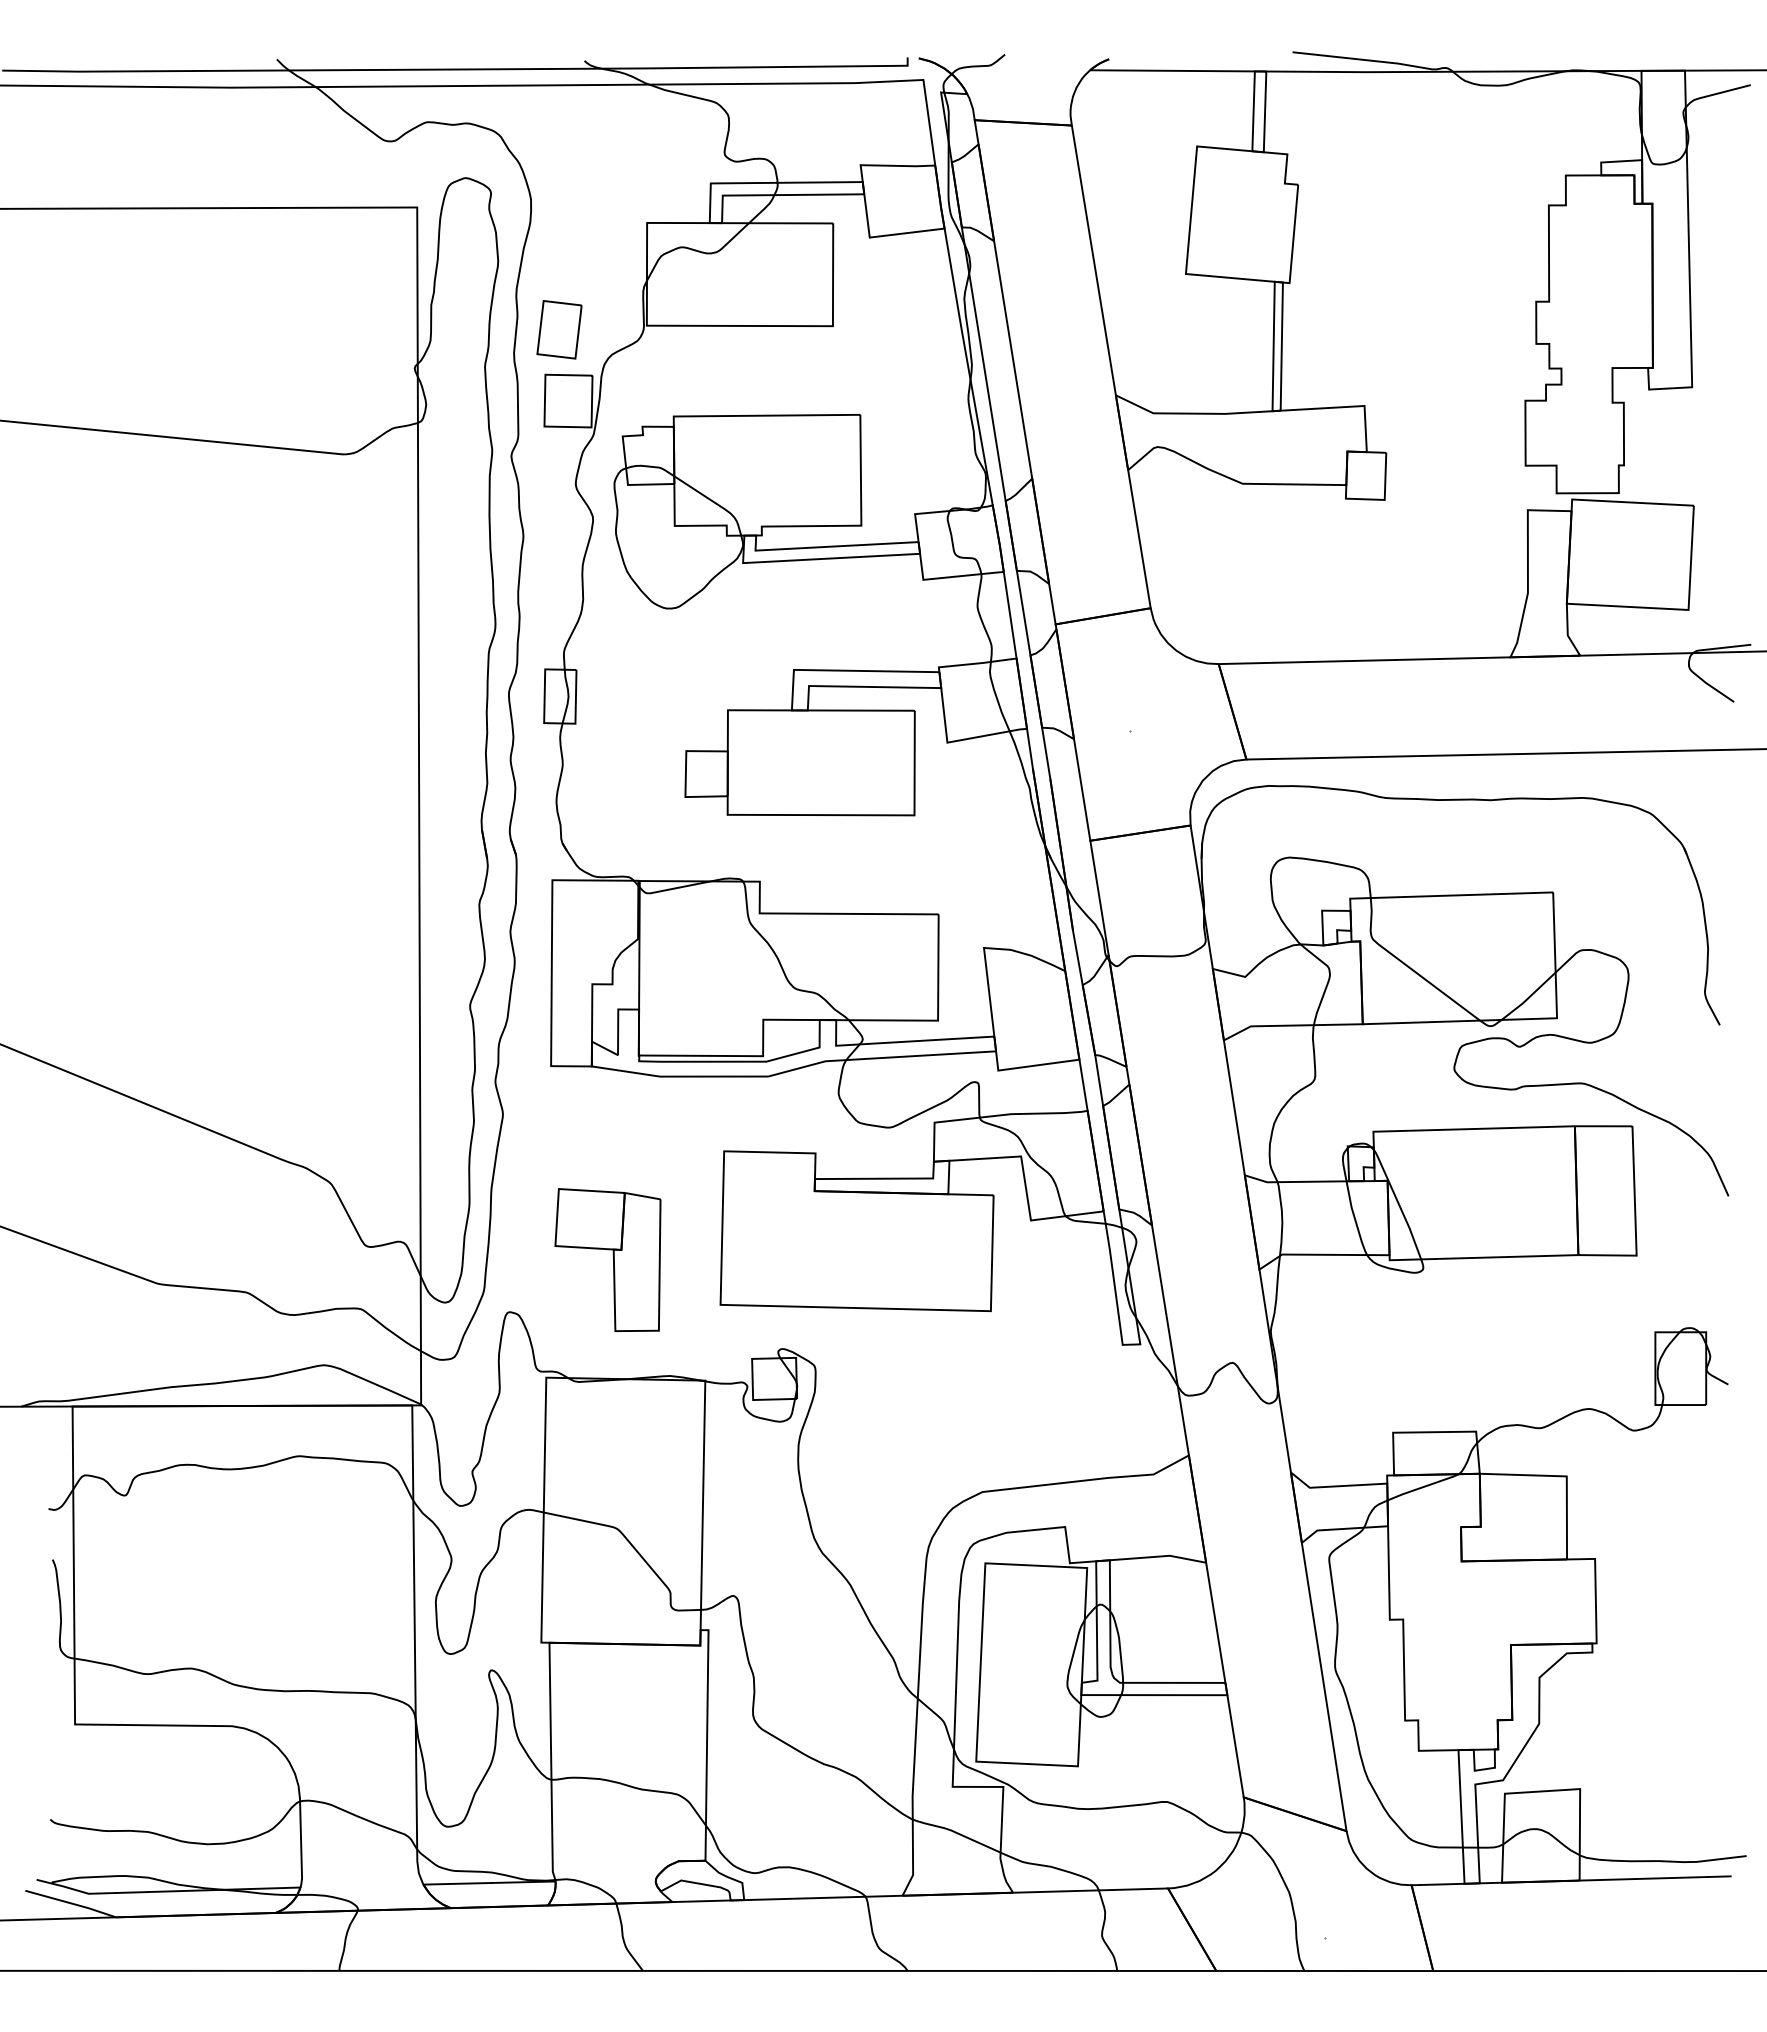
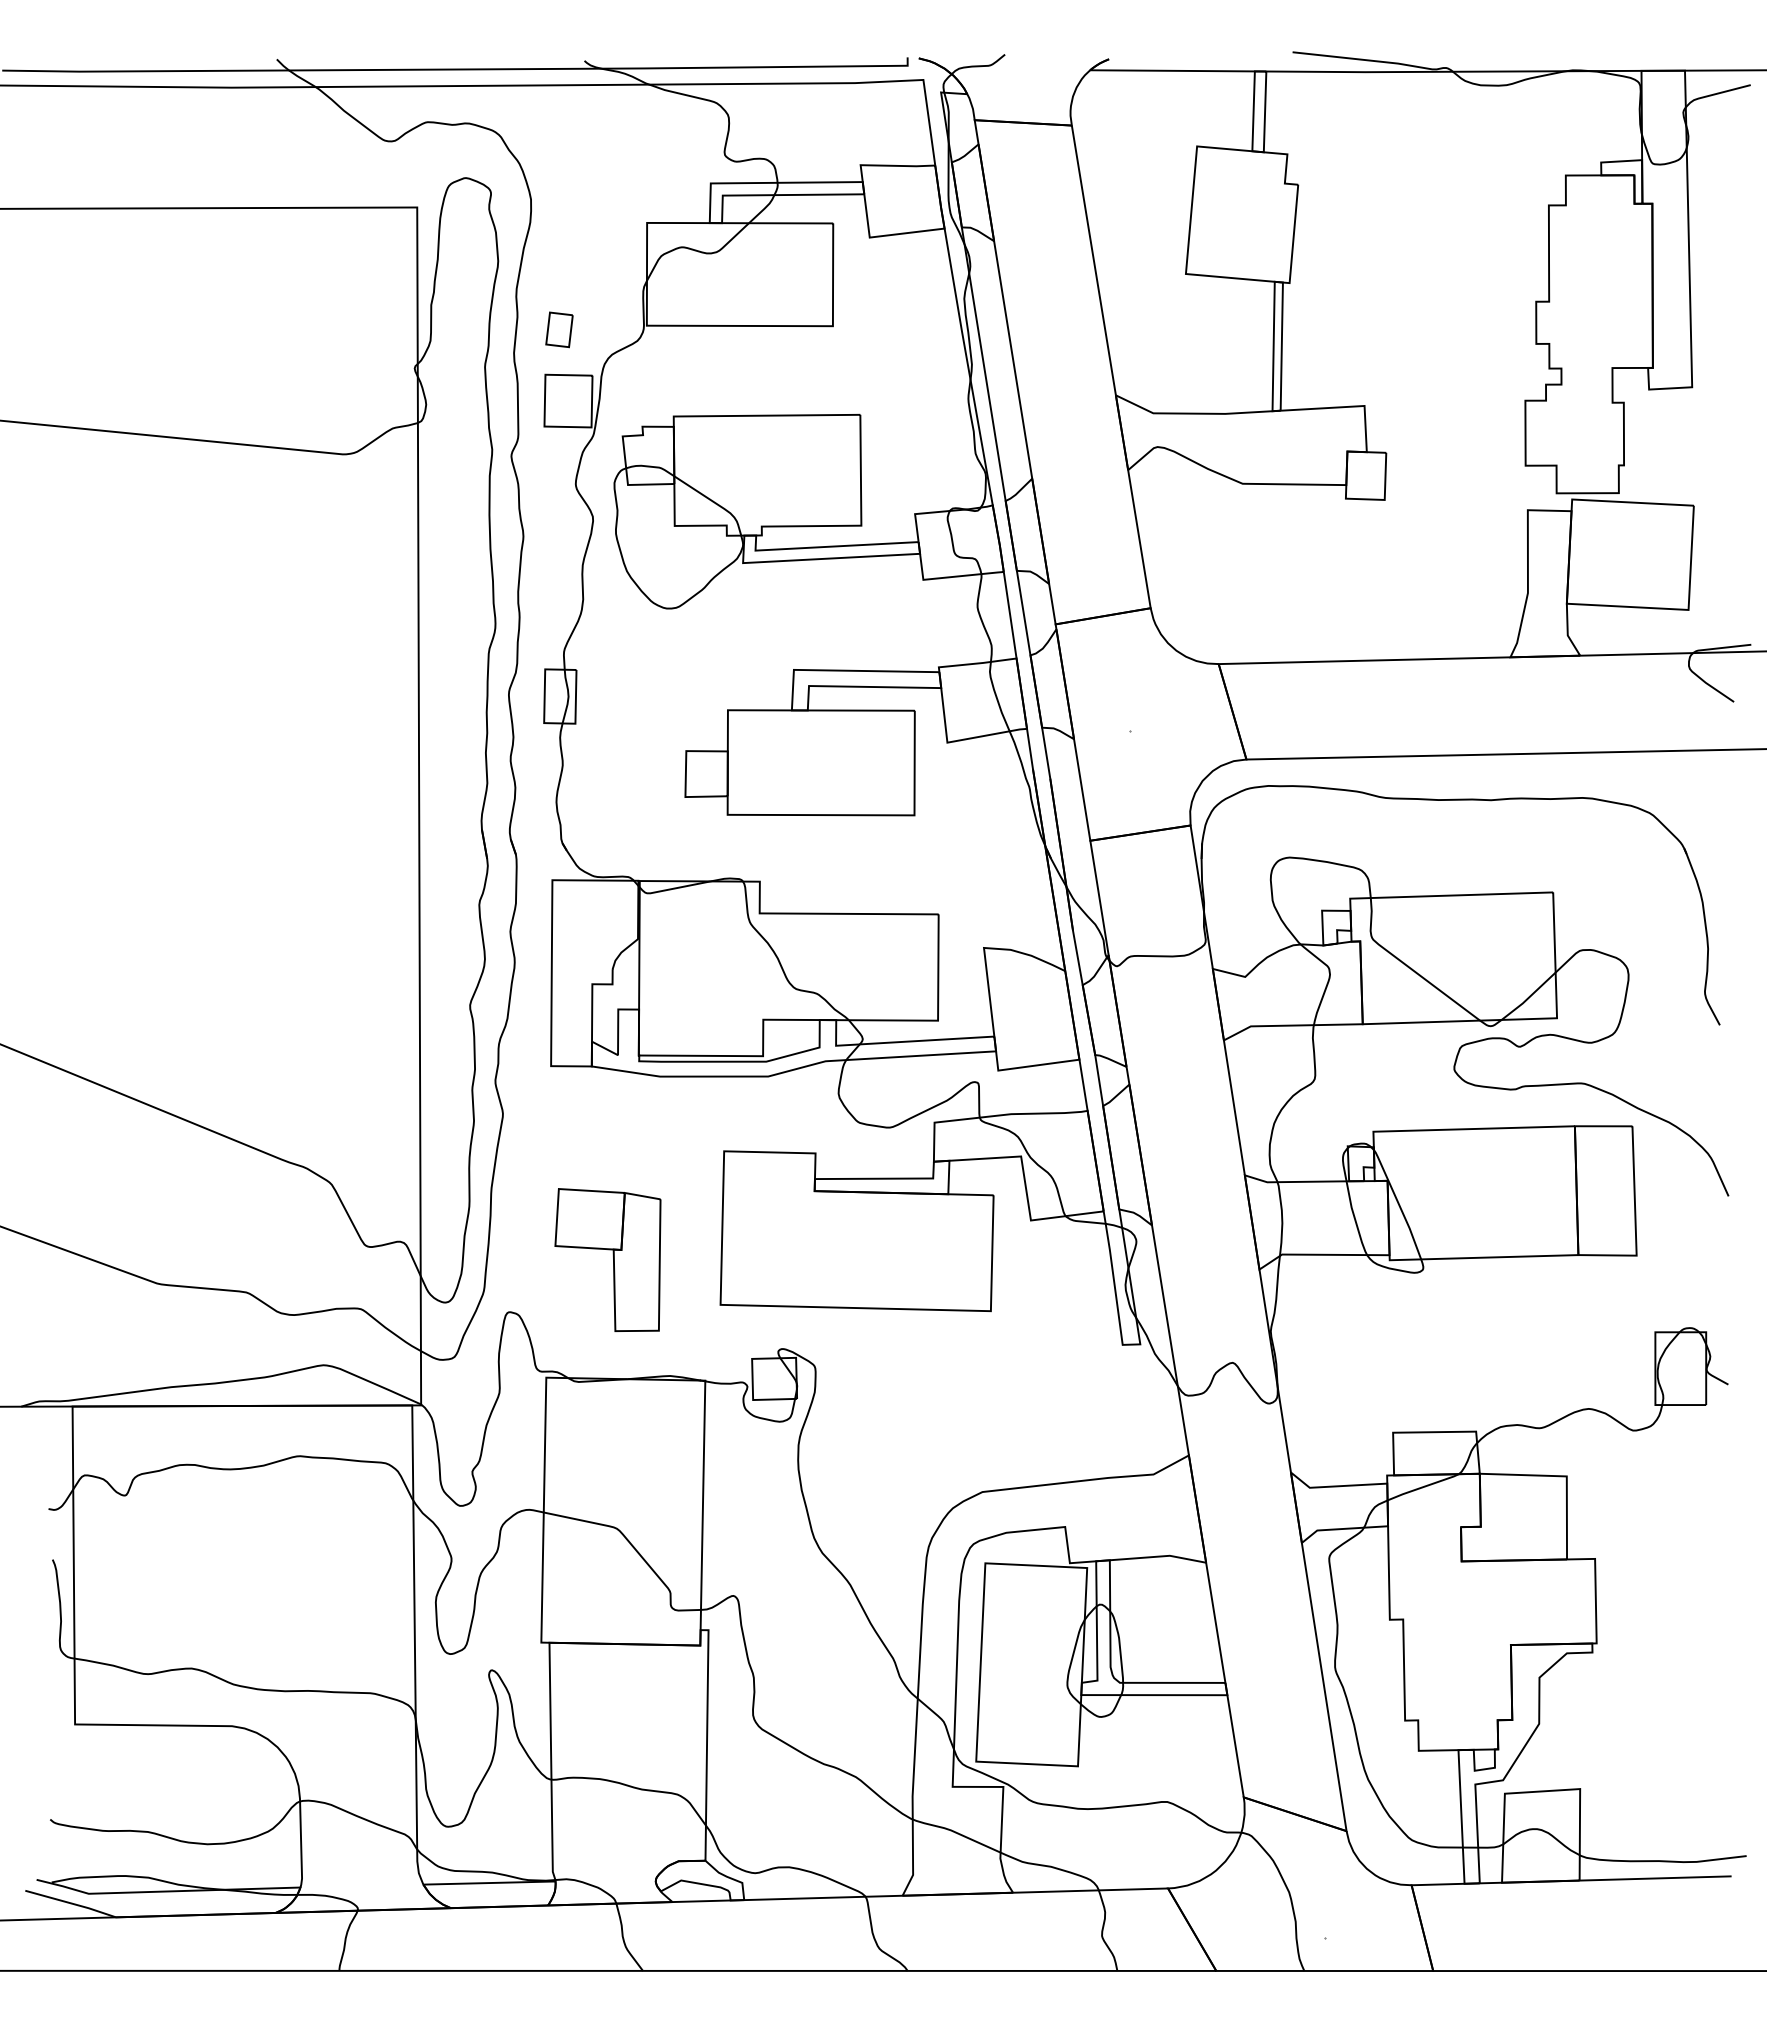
part size: 47x60 px -> 29x38 px (559, 329)
